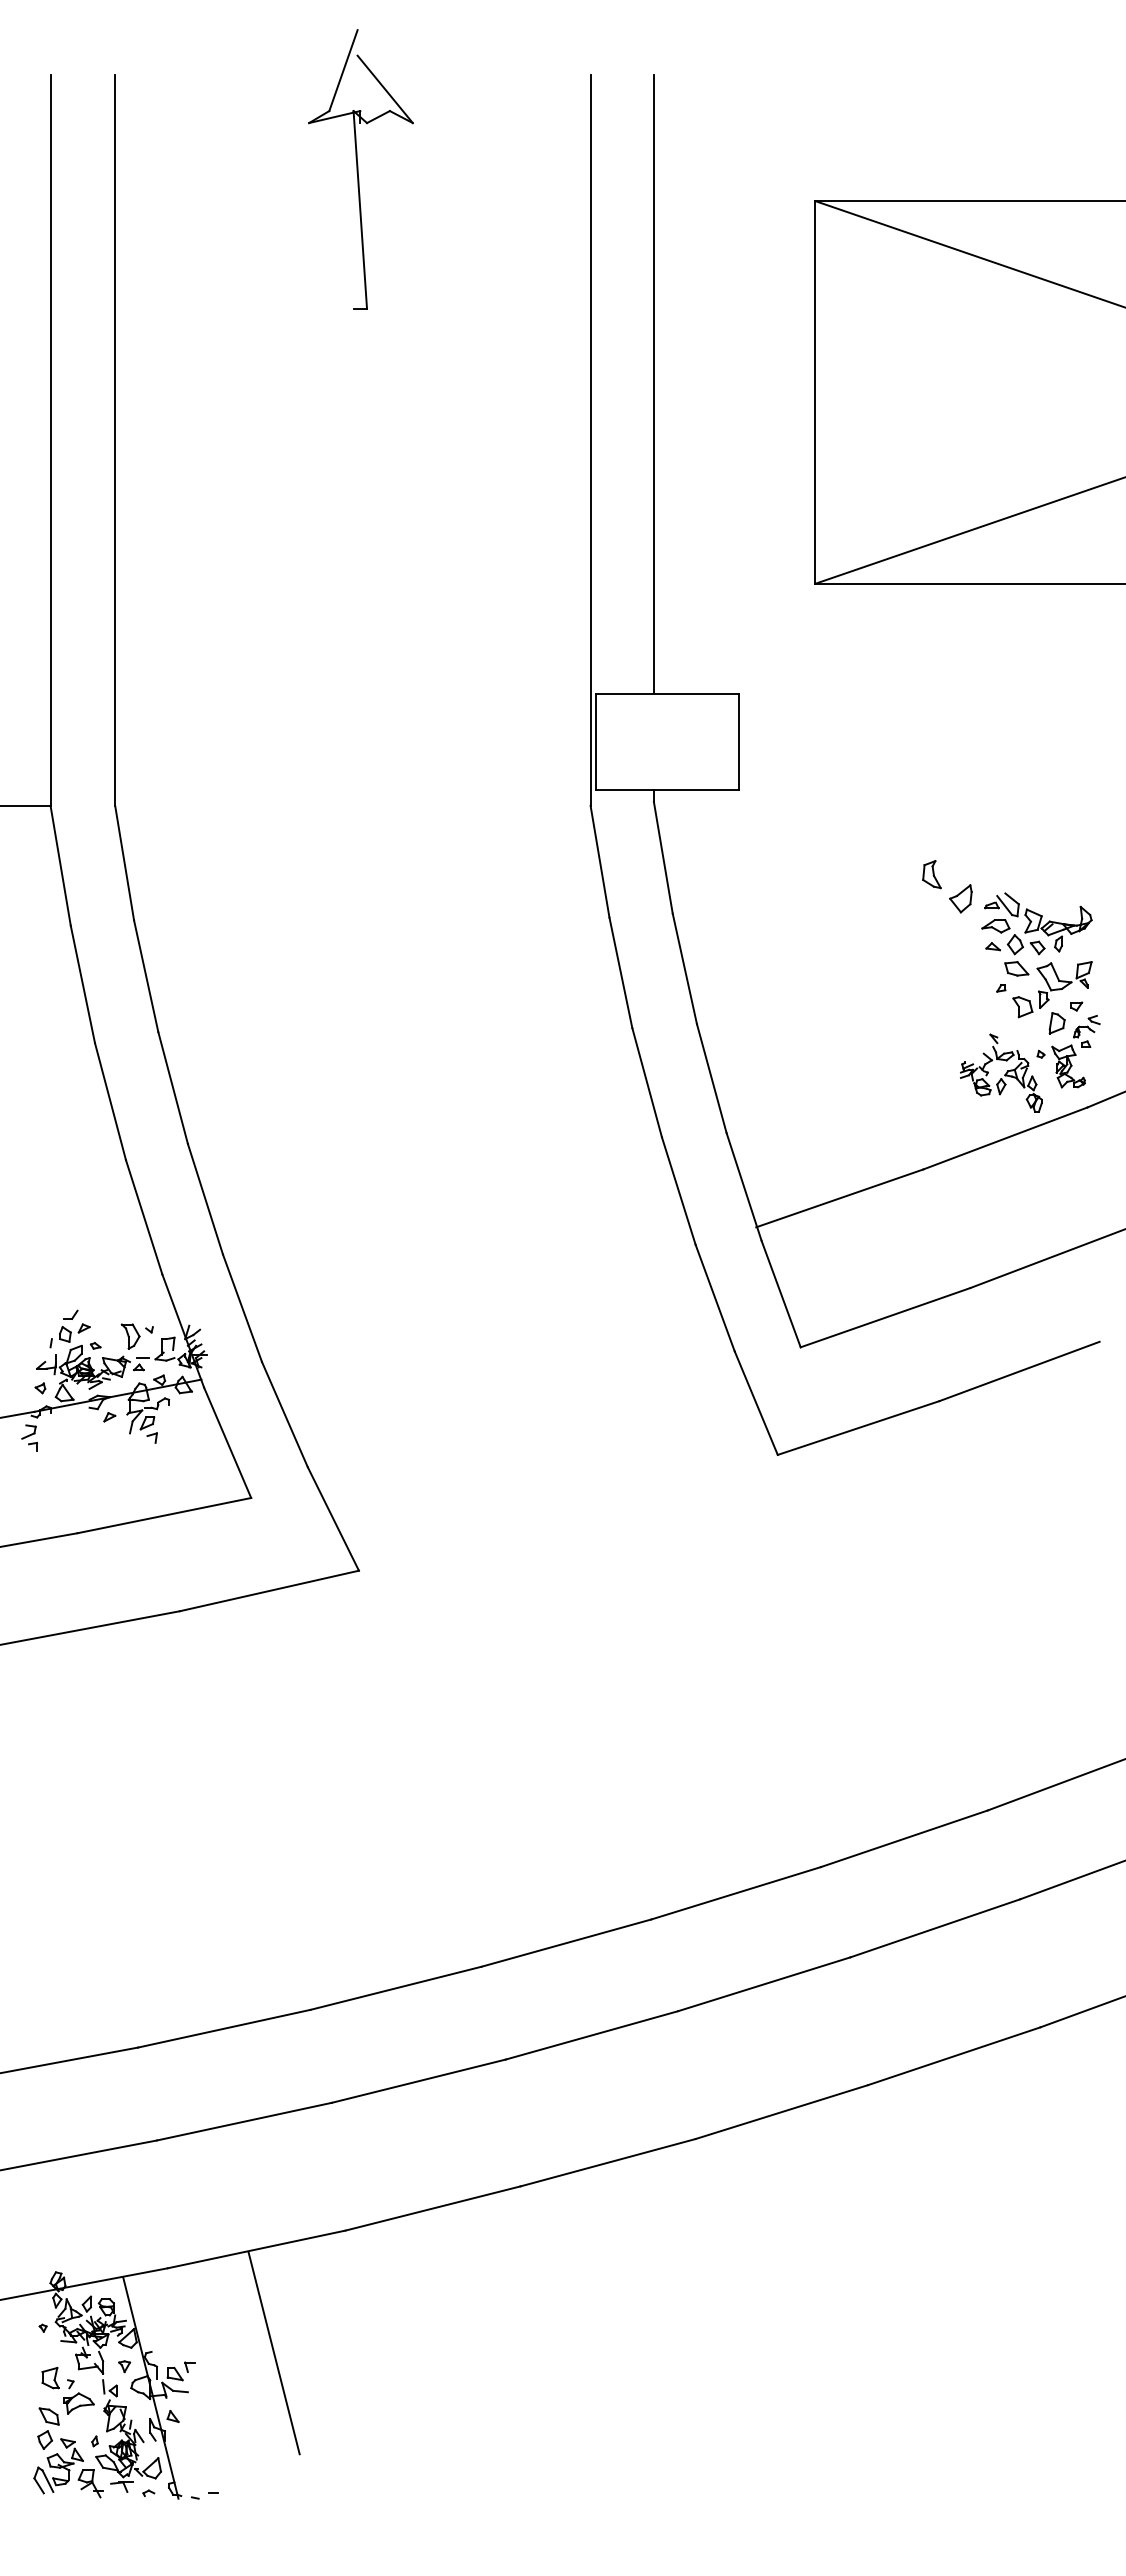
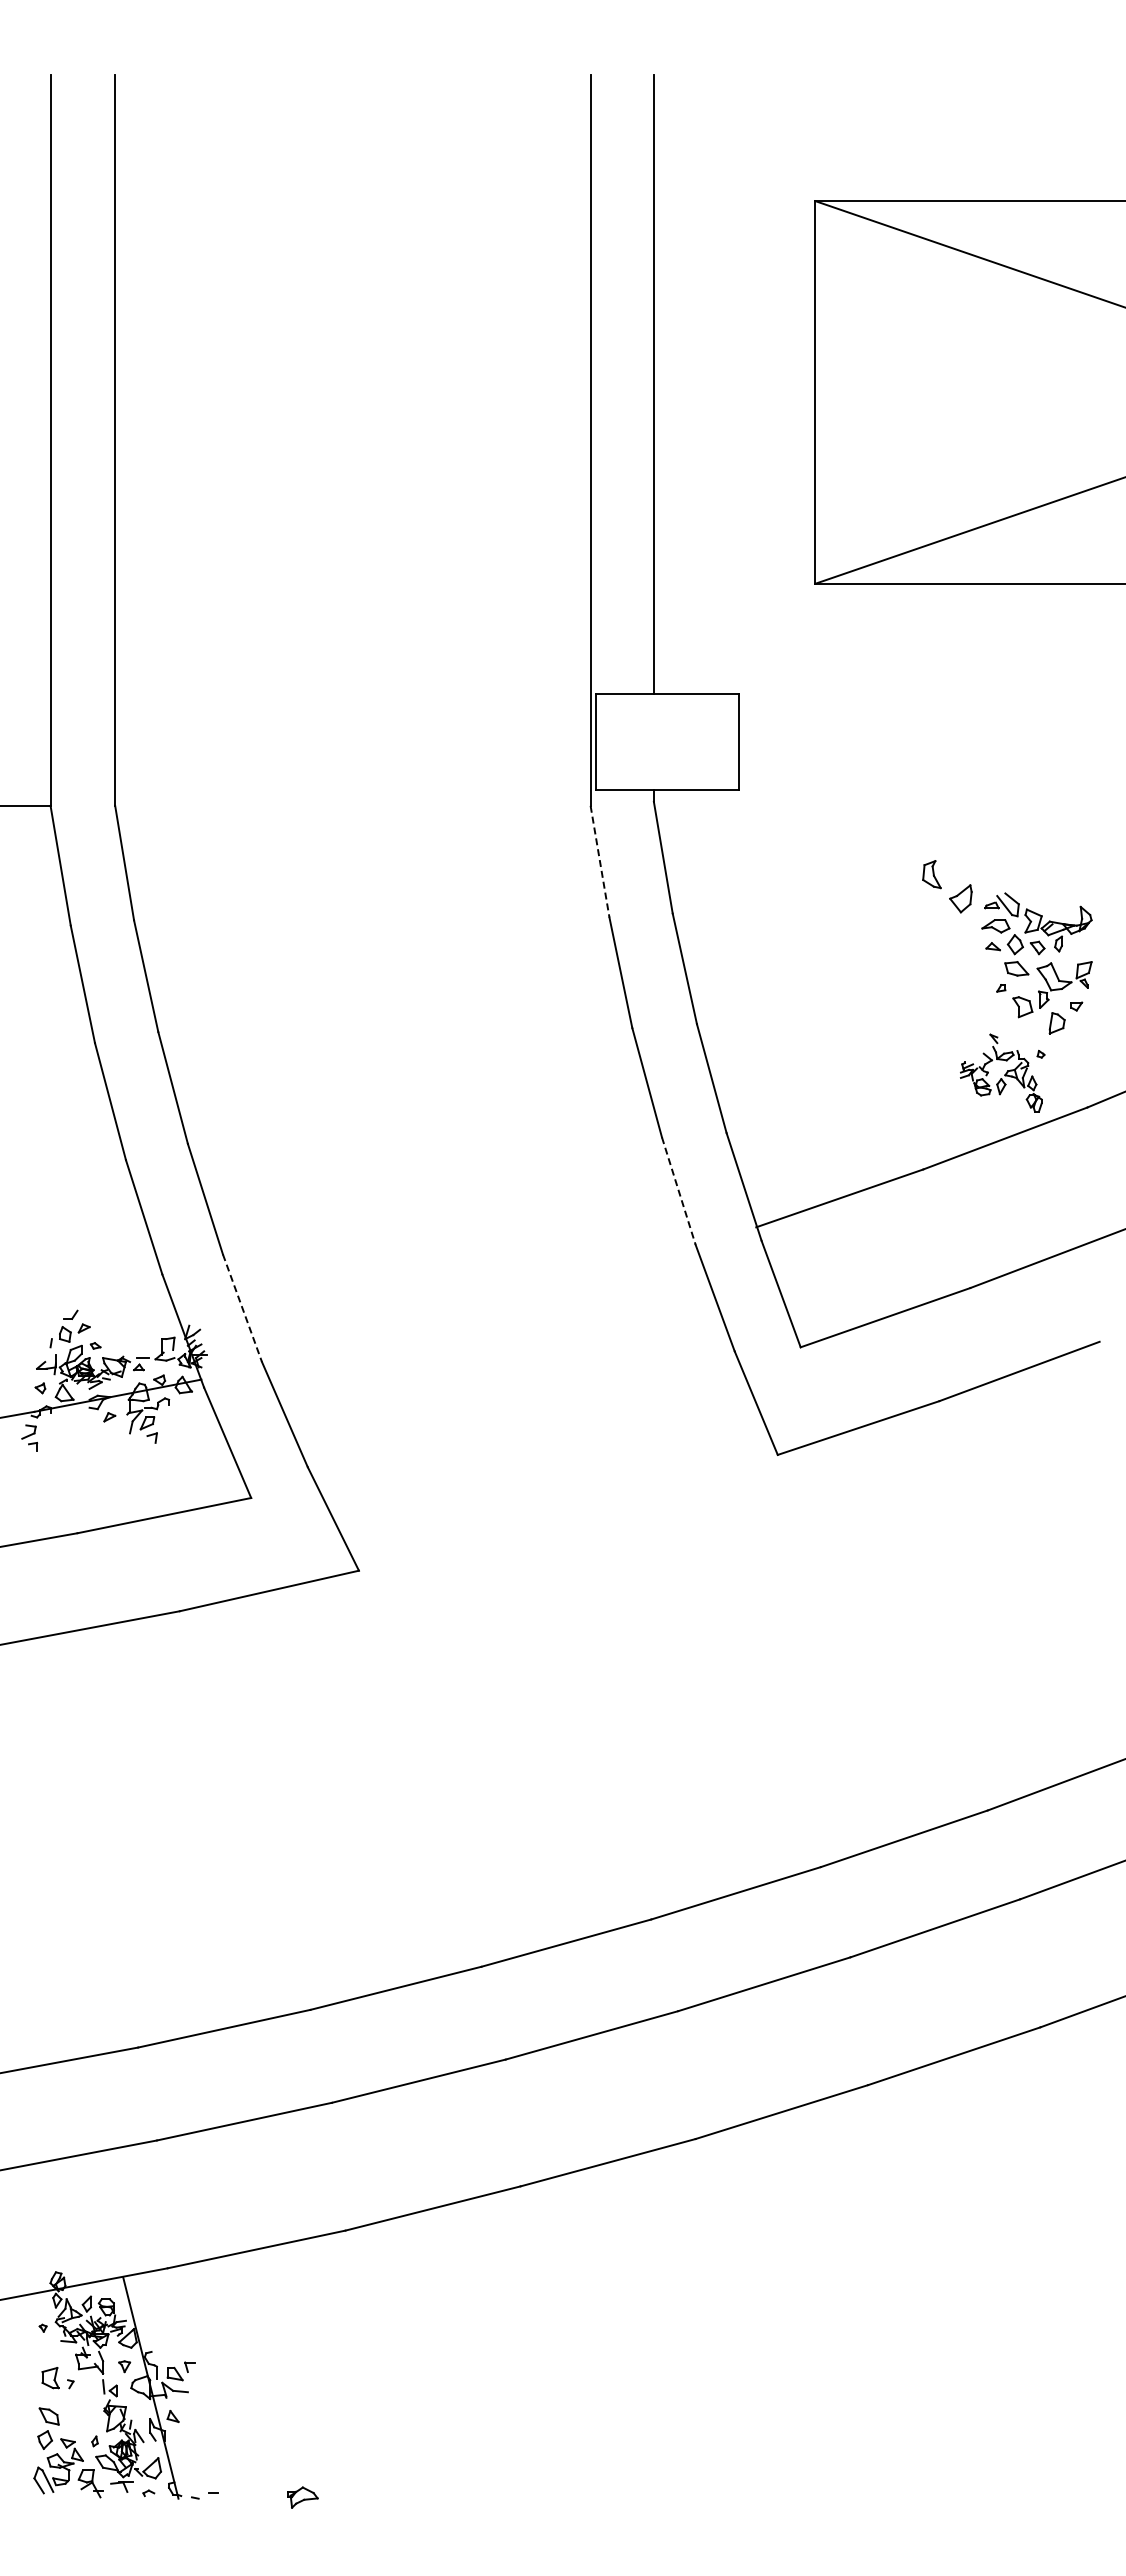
part: present -> none (360, 169)
line: solid -> dashed (600, 861)
part: present -> none (1075, 1051)
line: solid -> dashed (678, 1191)
line: solid -> dashed (242, 1308)
part: present -> none (136, 1336)
line: present -> none (273, 2353)
part position: (78, 2403) -> (302, 2497) (302, 2497)
